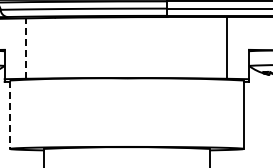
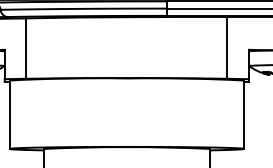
line: dashed -> solid (26, 48)
line: dashed -> solid (9, 115)
